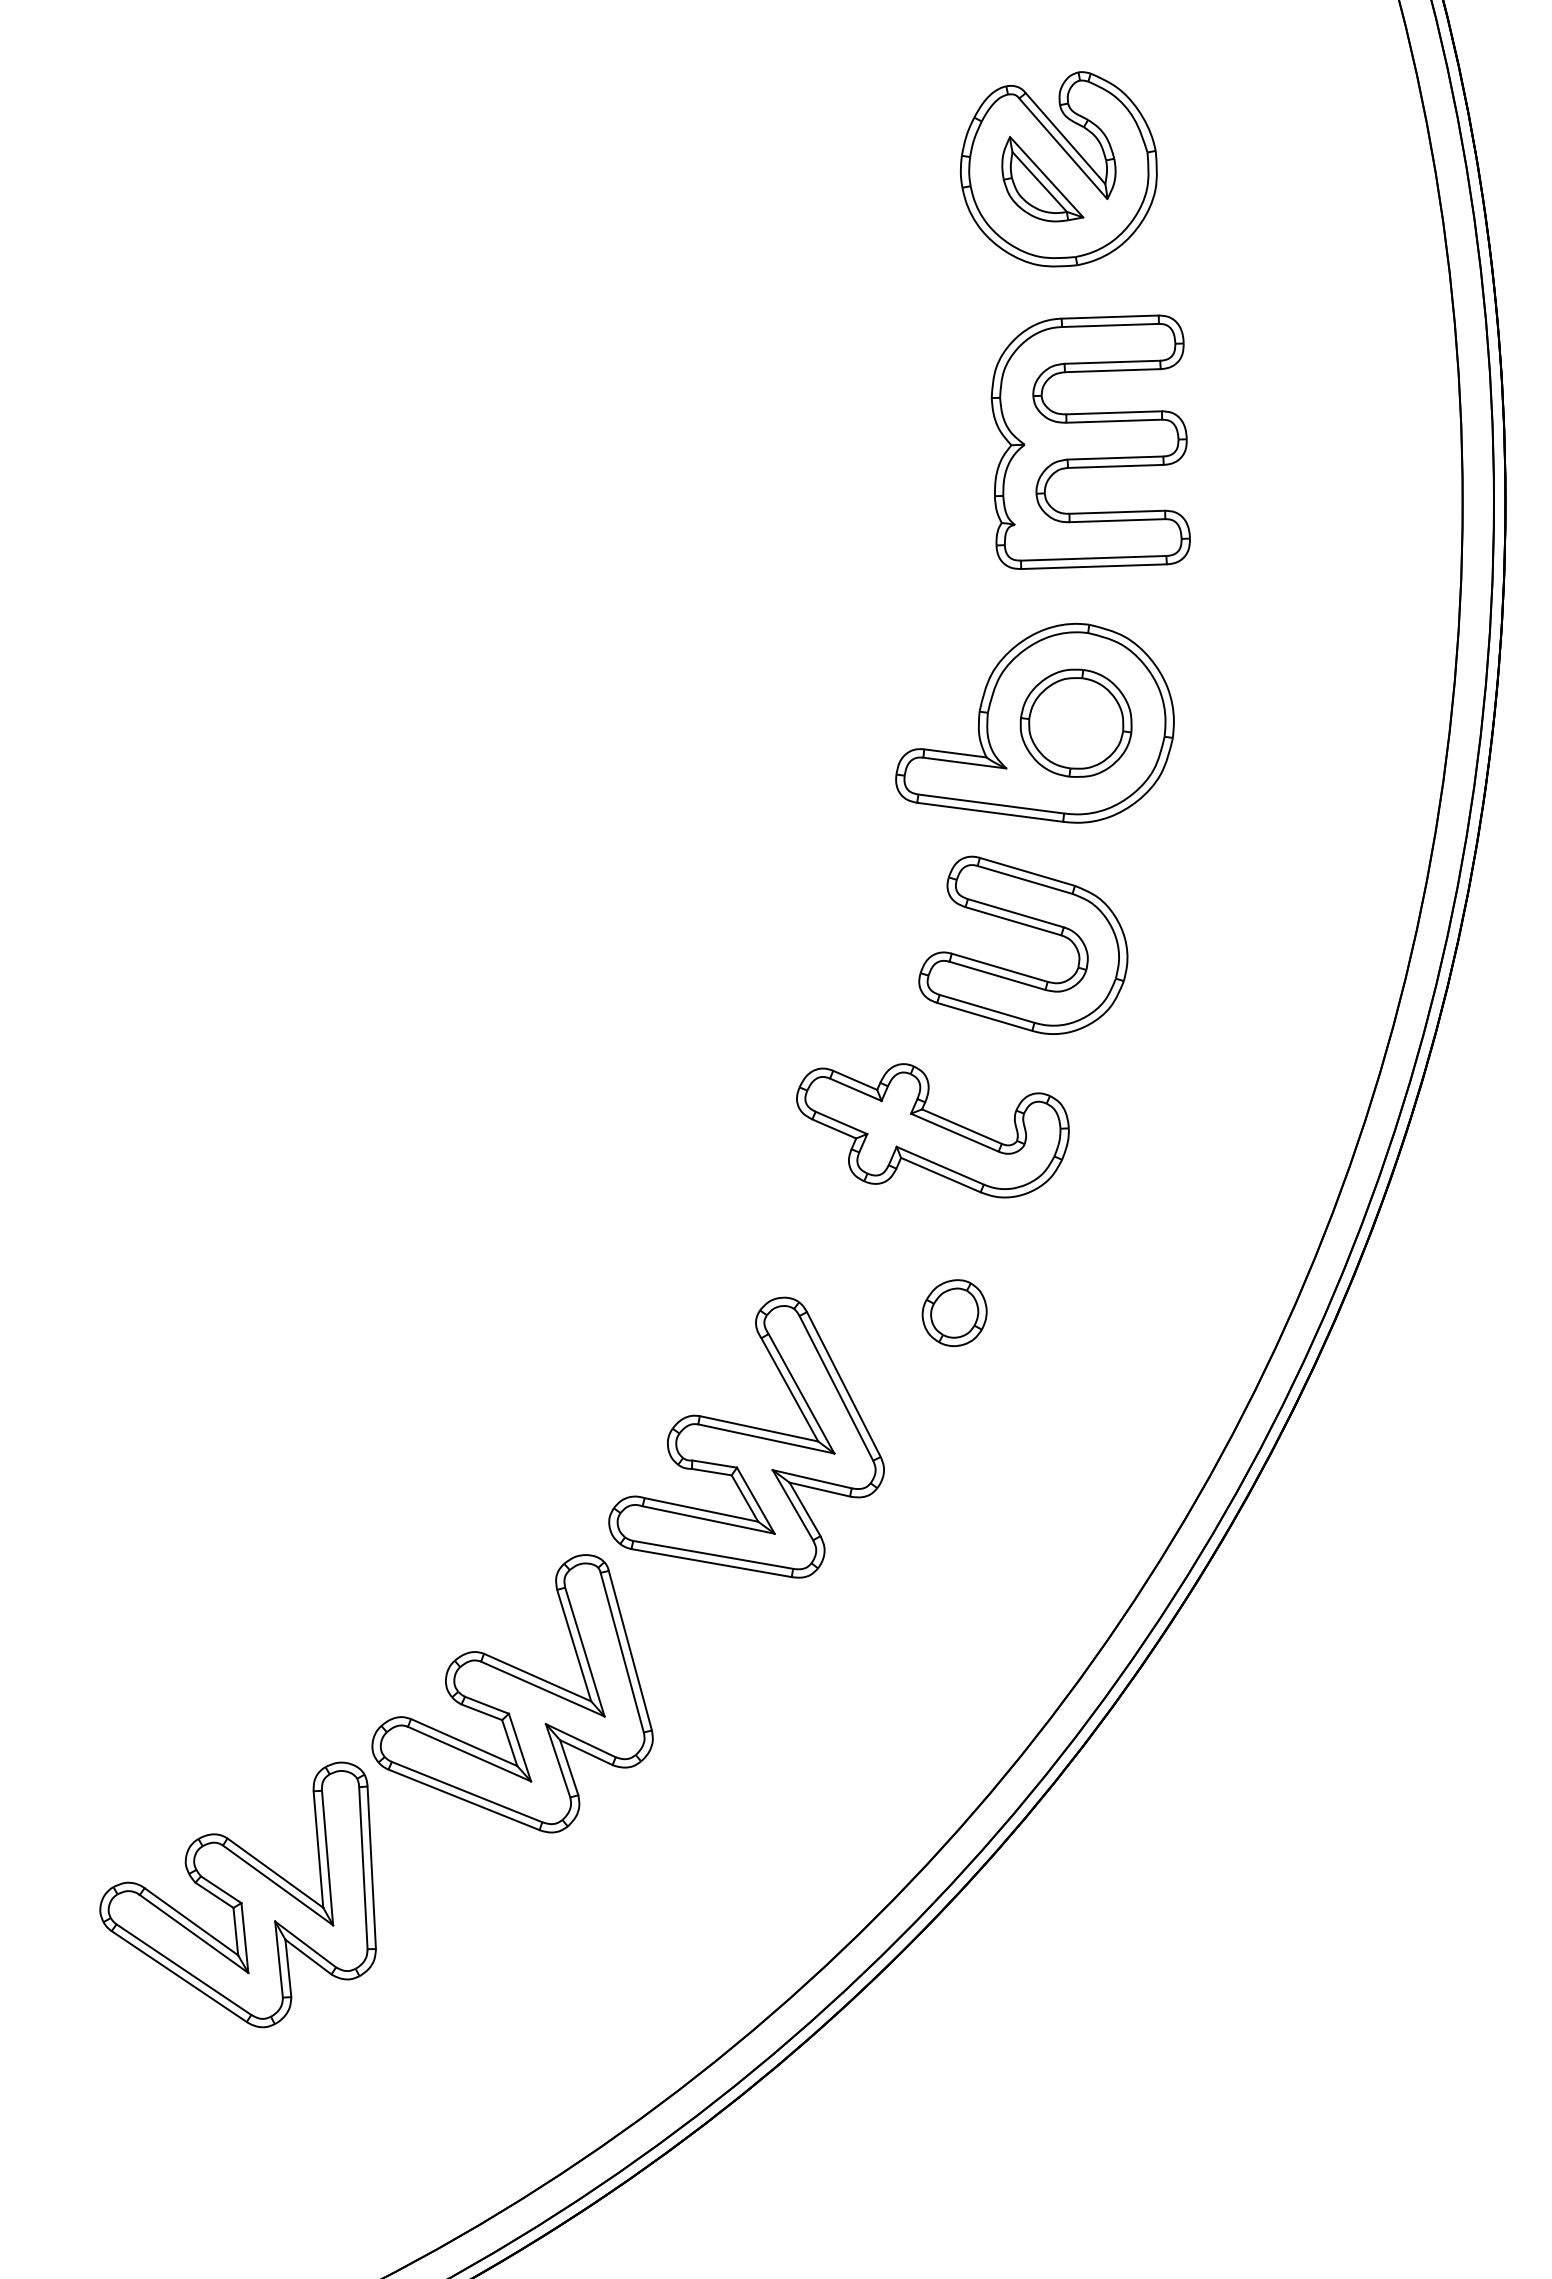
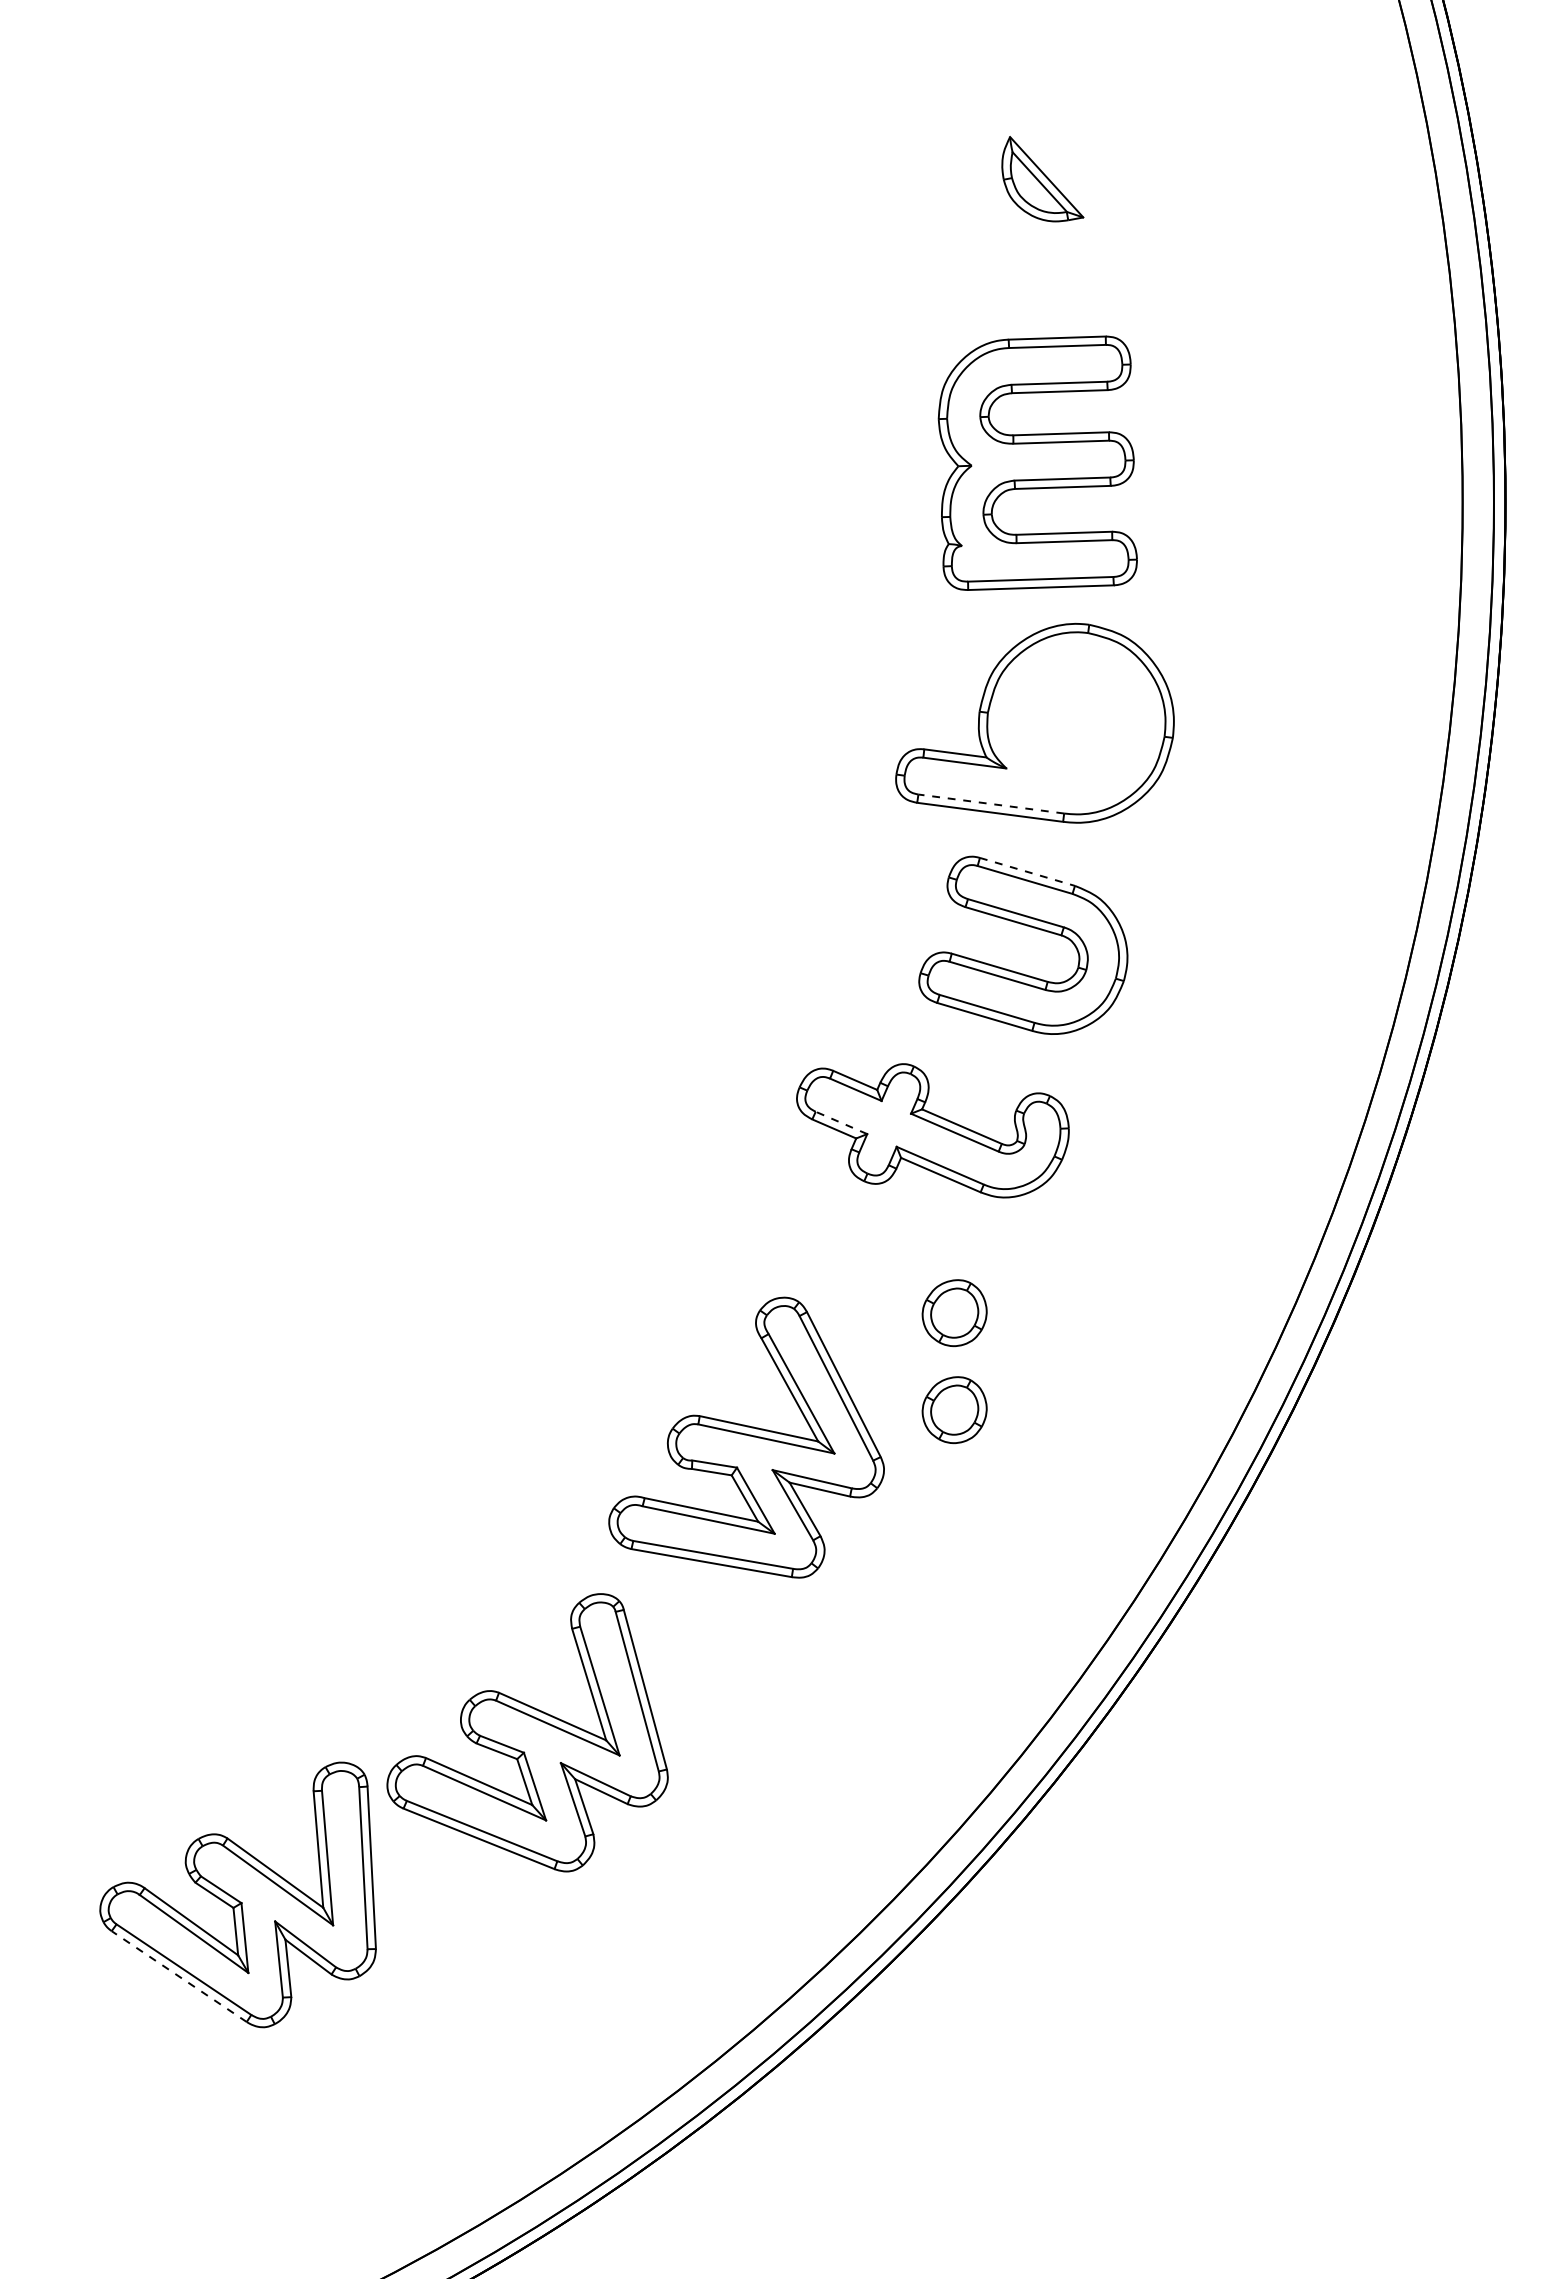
part: present -> none (1058, 169)
part position: (1090, 441) -> (1037, 462) (1037, 462)
part: present -> none (1075, 722)
line: solid -> dashed (990, 803)
line: solid -> dashed (1027, 871)
line: solid -> dashed (841, 1122)
part: none -> present (954, 1410)
part position: (512, 1693) -> (527, 1732) (527, 1732)
line: solid -> dashed (178, 1976)
